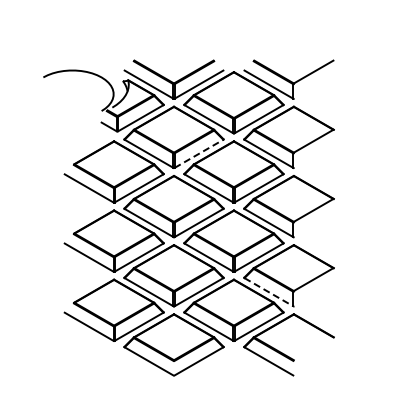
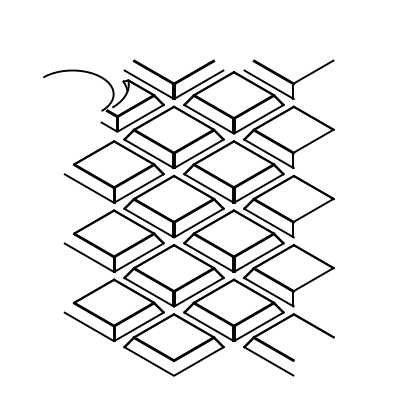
line: dashed -> solid (199, 153)
line: dashed -> solid (269, 292)
